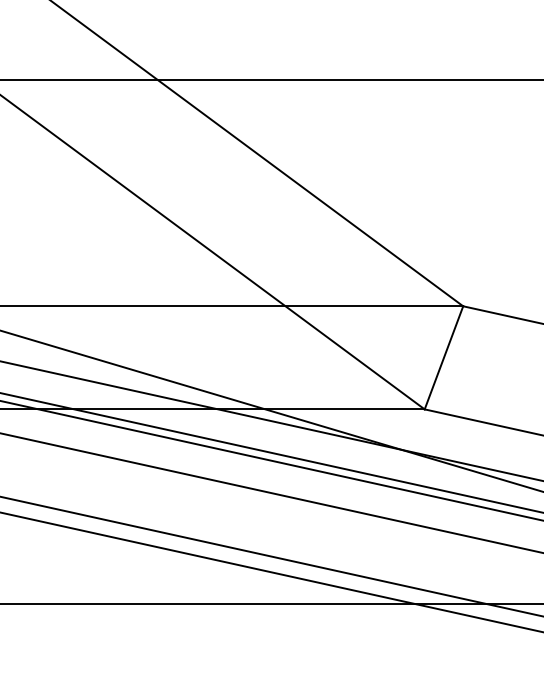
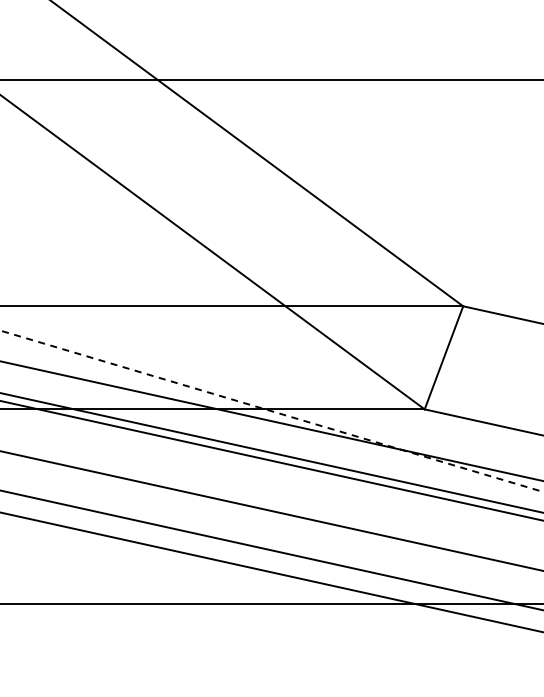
line: solid -> dashed (272, 411)
line position: (271, 492) -> (271, 510) (271, 510)
line position: (271, 556) -> (271, 550) (271, 550)
